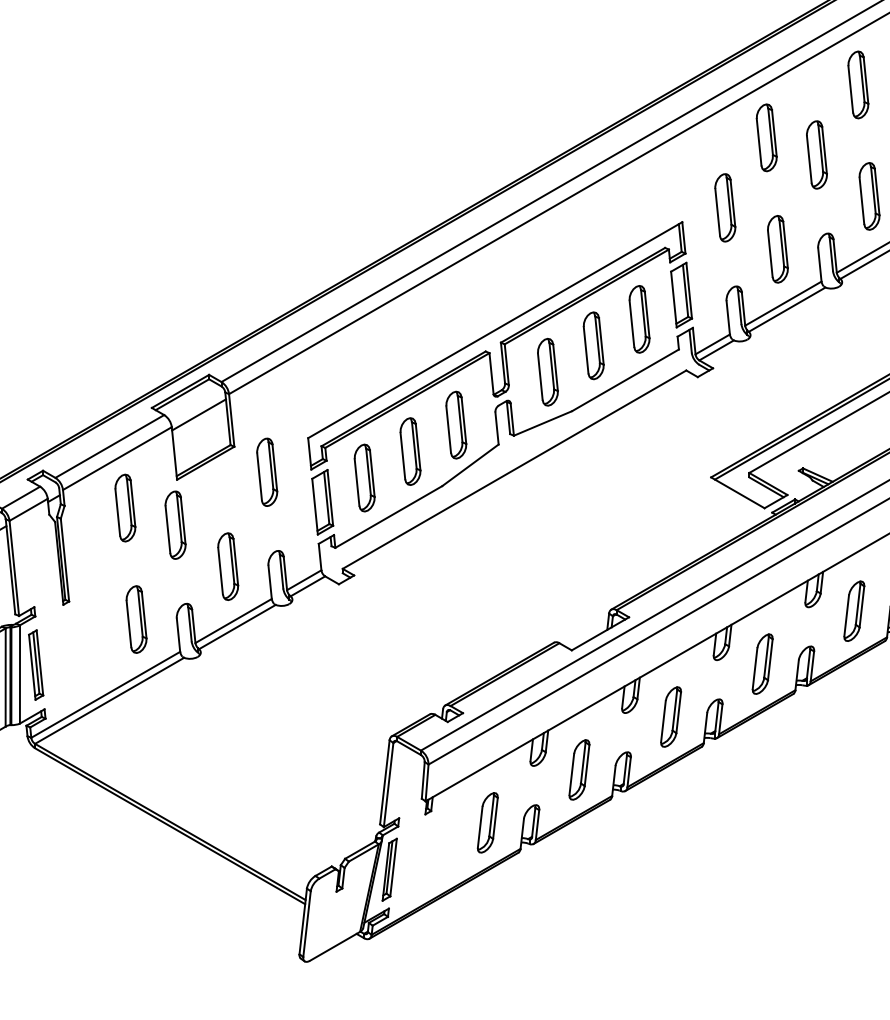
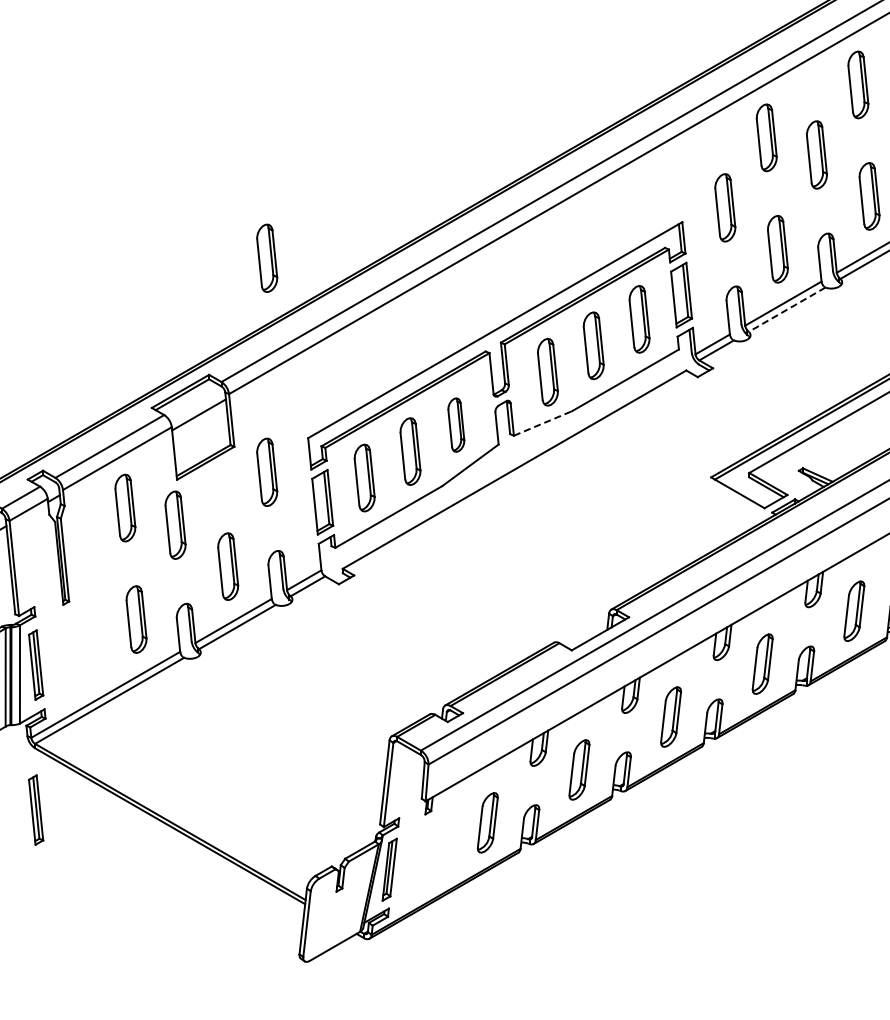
part: none -> present (267, 257)
line: solid -> dashed (786, 309)
line: solid -> dashed (542, 423)
part size: 23x70 px -> 19x56 px (456, 424)
part: none -> present (36, 809)
